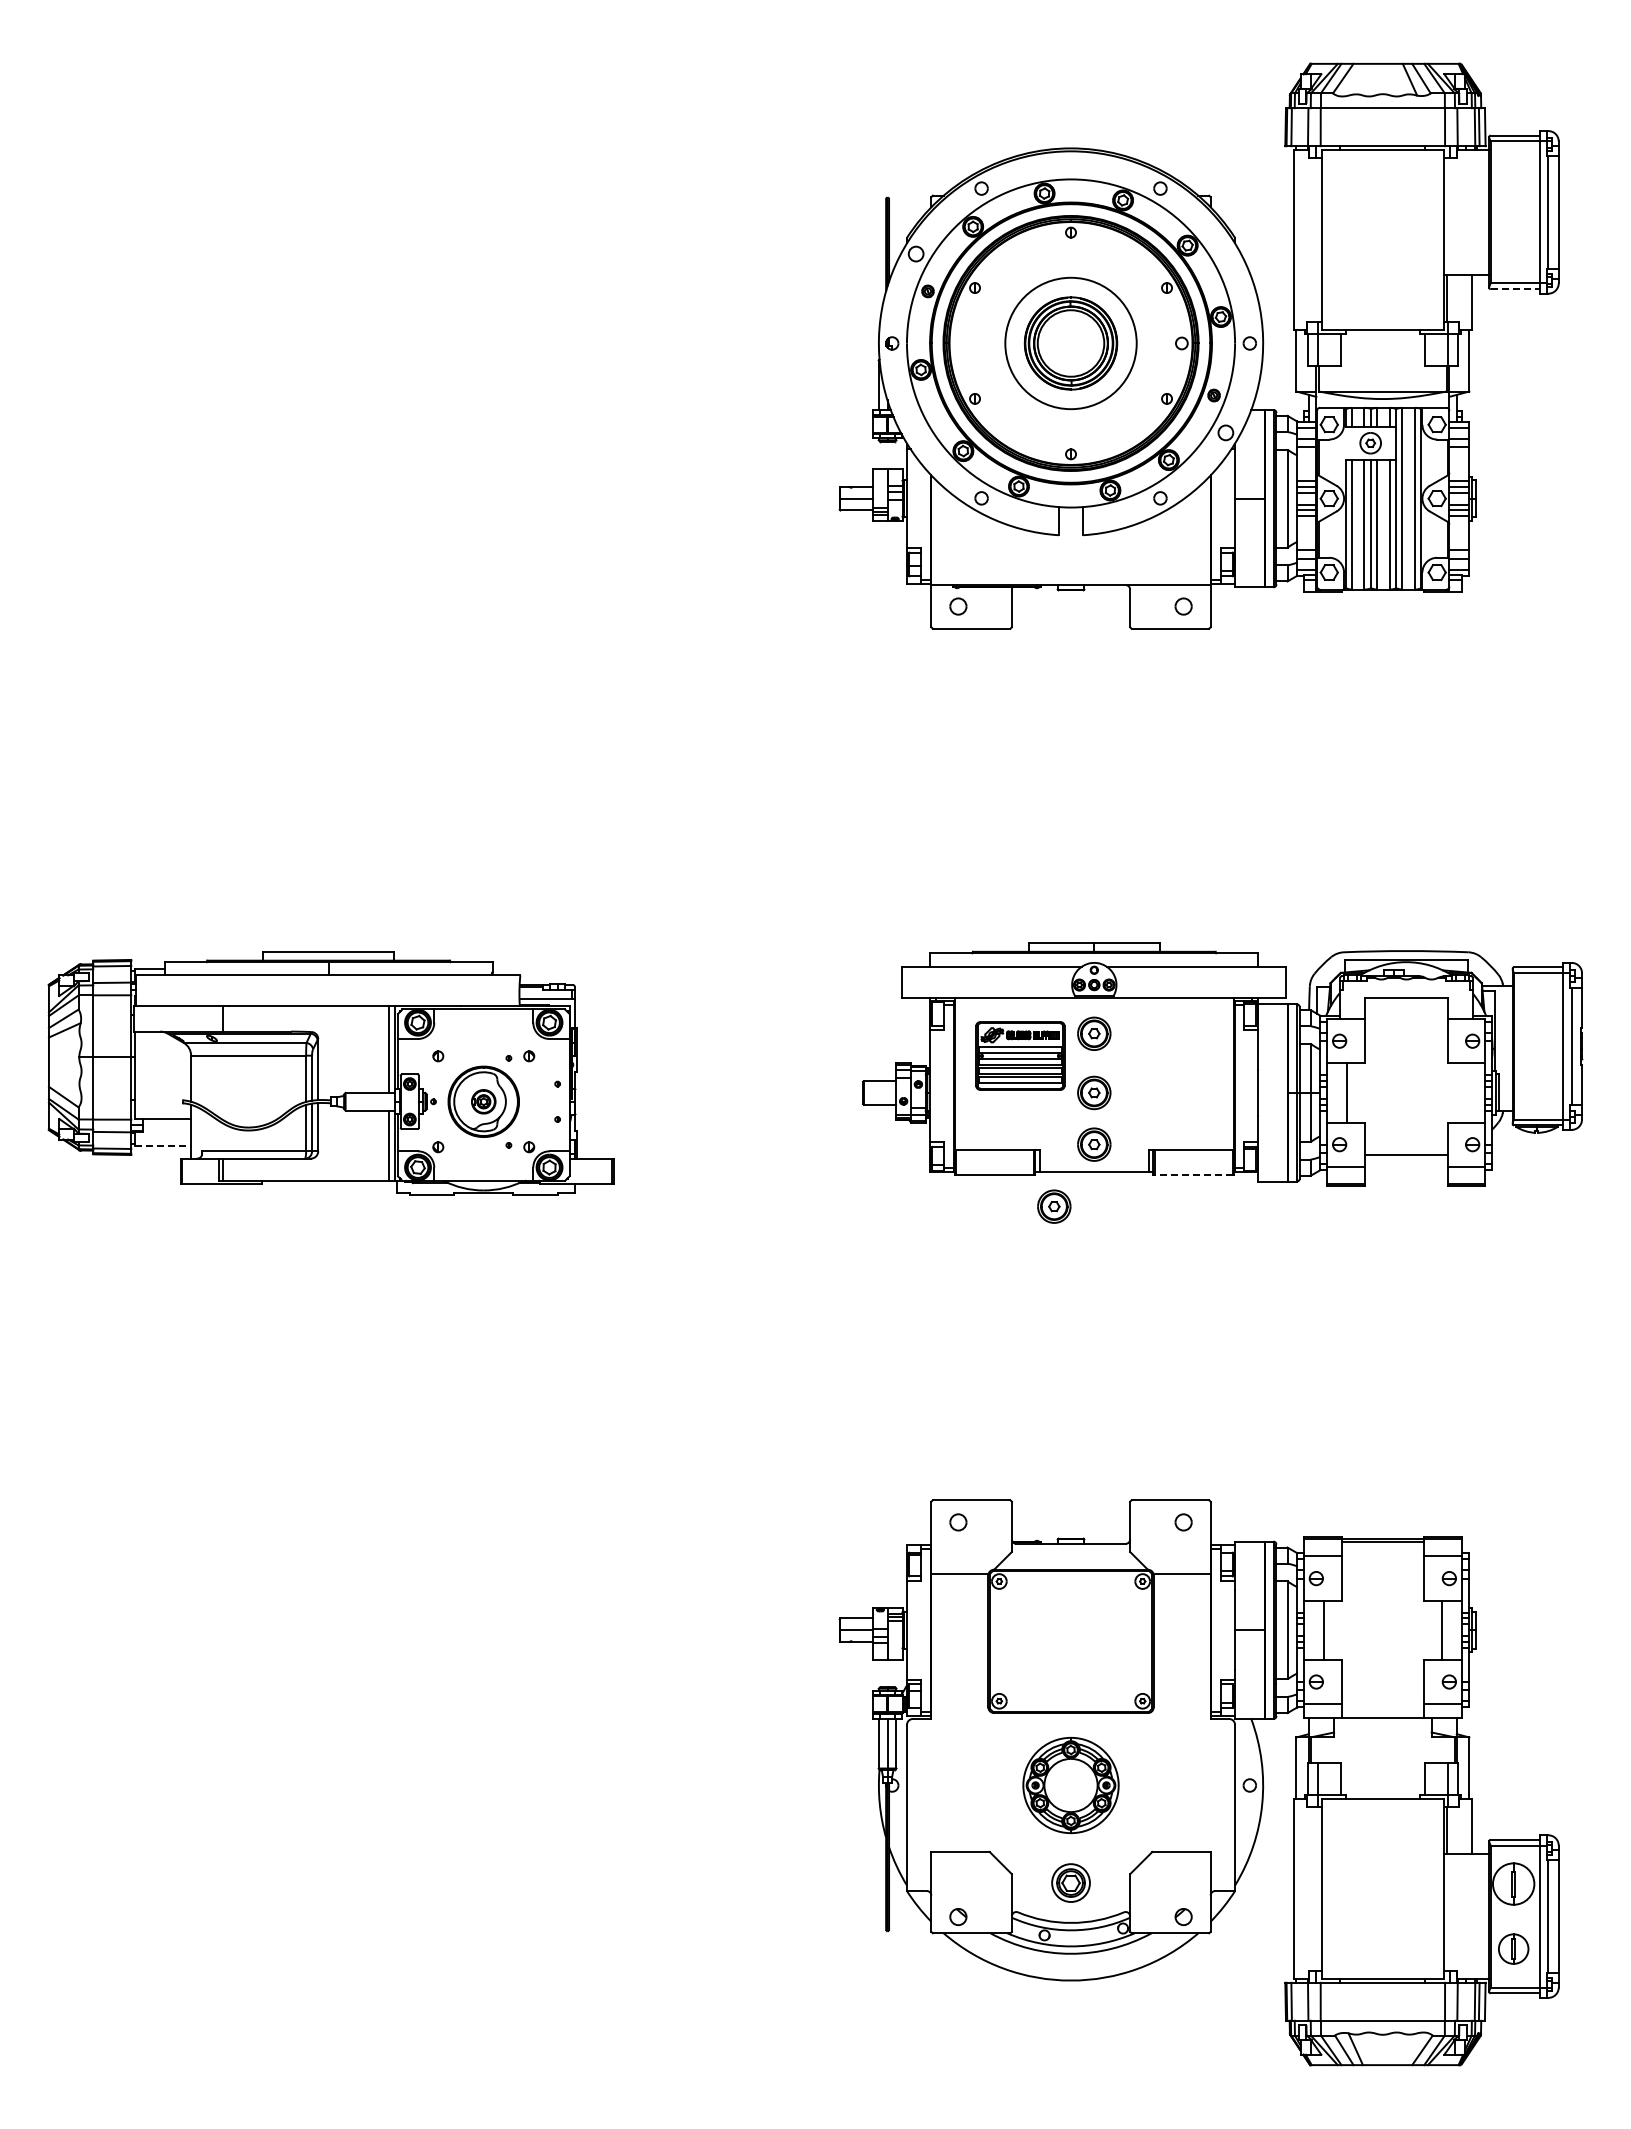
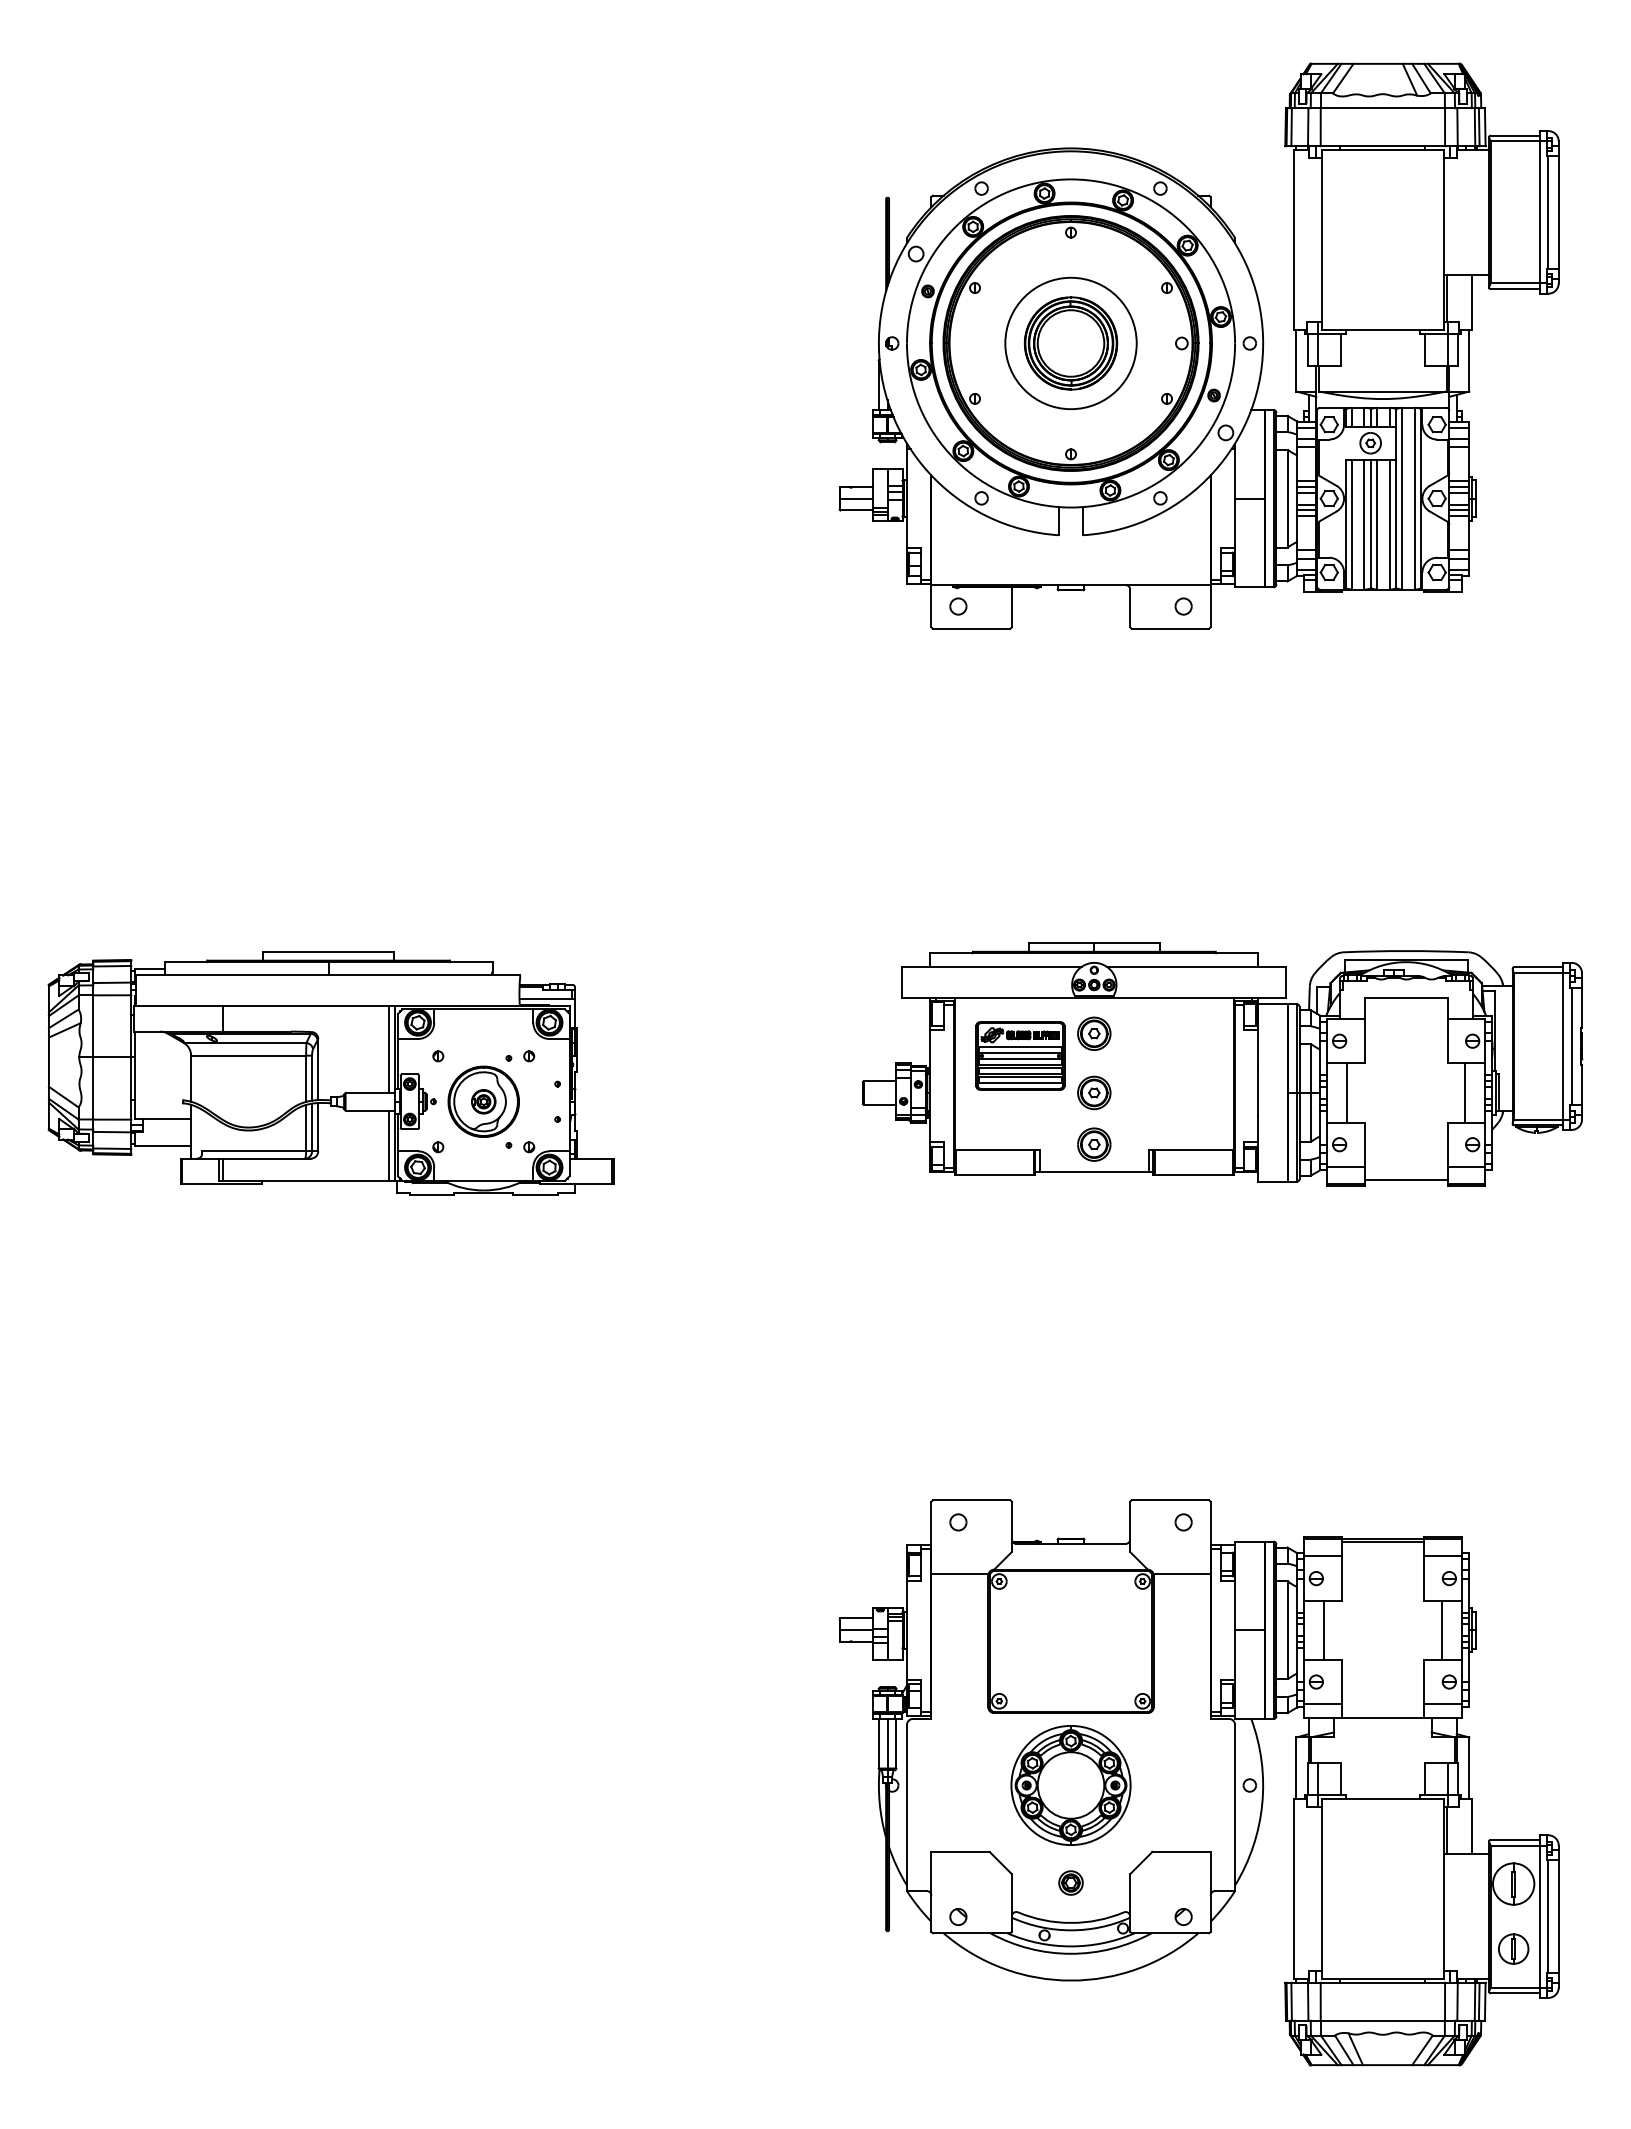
line: dashed -> solid (1515, 289)
line: none -> present (1465, 1092)
line: dashed -> solid (163, 1146)
line position: (1405, 1155) -> (1405, 1180) (1405, 1180)
line: dashed -> solid (1193, 1174)
part: present -> none (1054, 1206)
part size: 98x98 px -> 122x121 px (1070, 1785)
part size: 40x40 px -> 26x26 px (1070, 1882)
